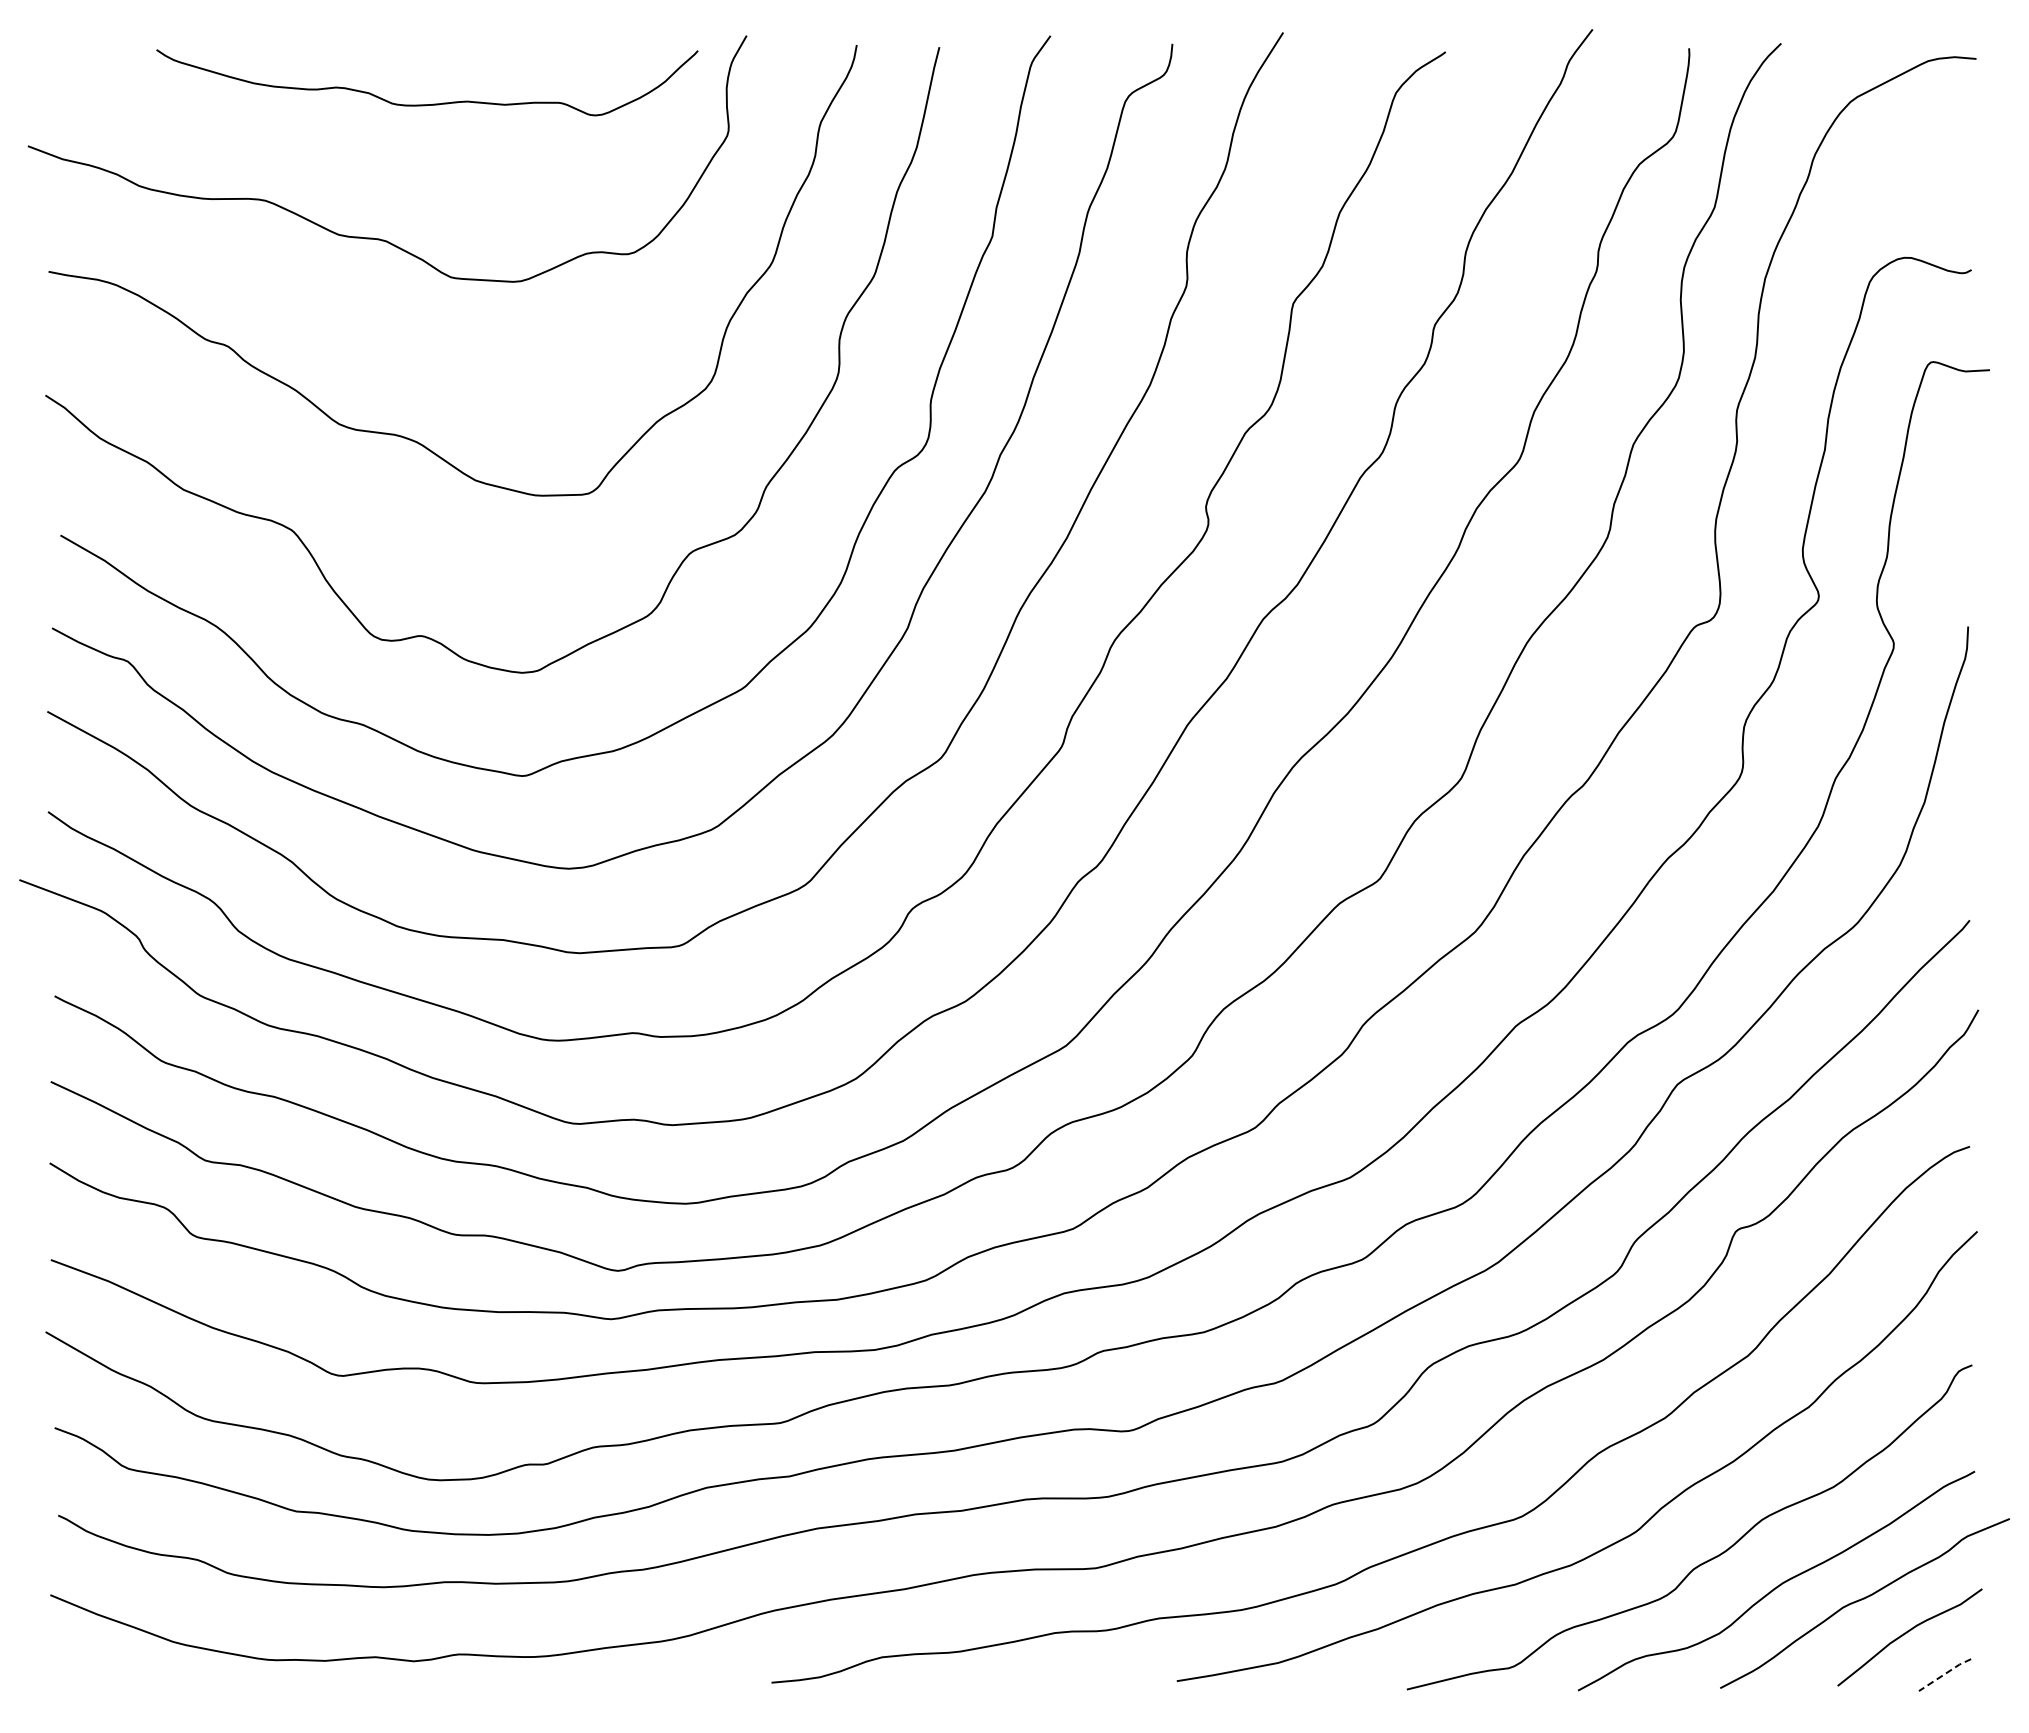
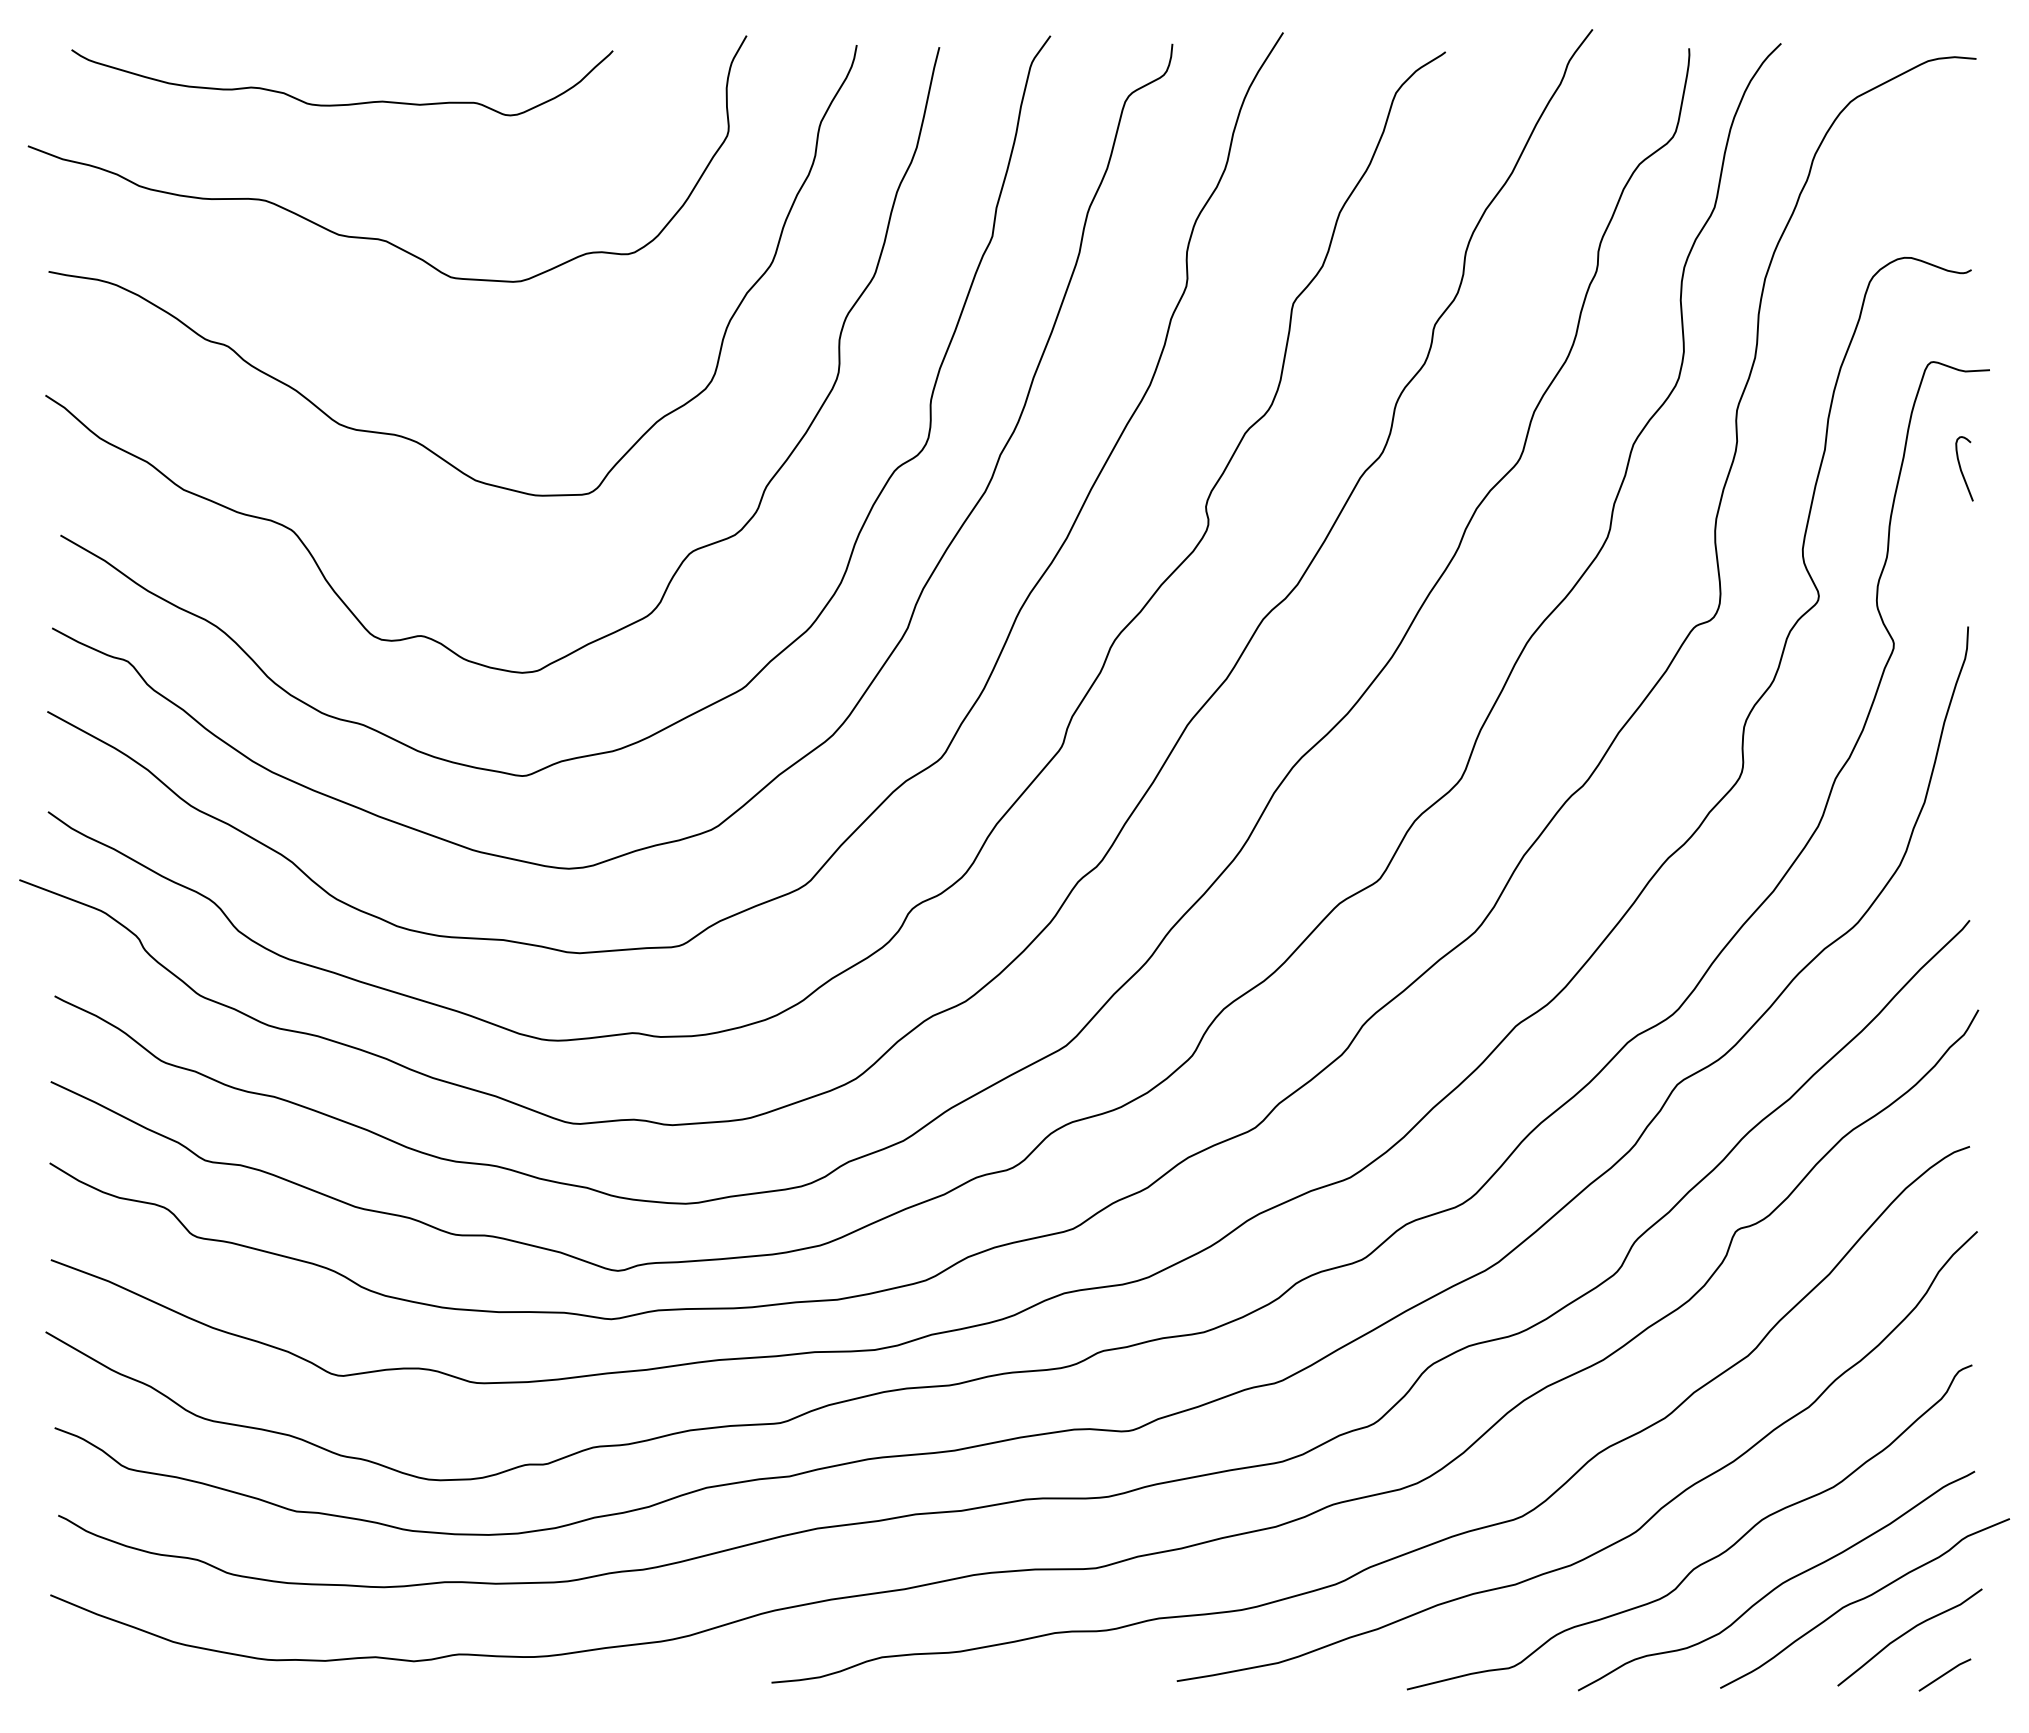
curve position: (433, 103) -> (348, 103) (348, 103)
curve: none -> present (1961, 468)
line: dashed -> solid (1944, 1674)
